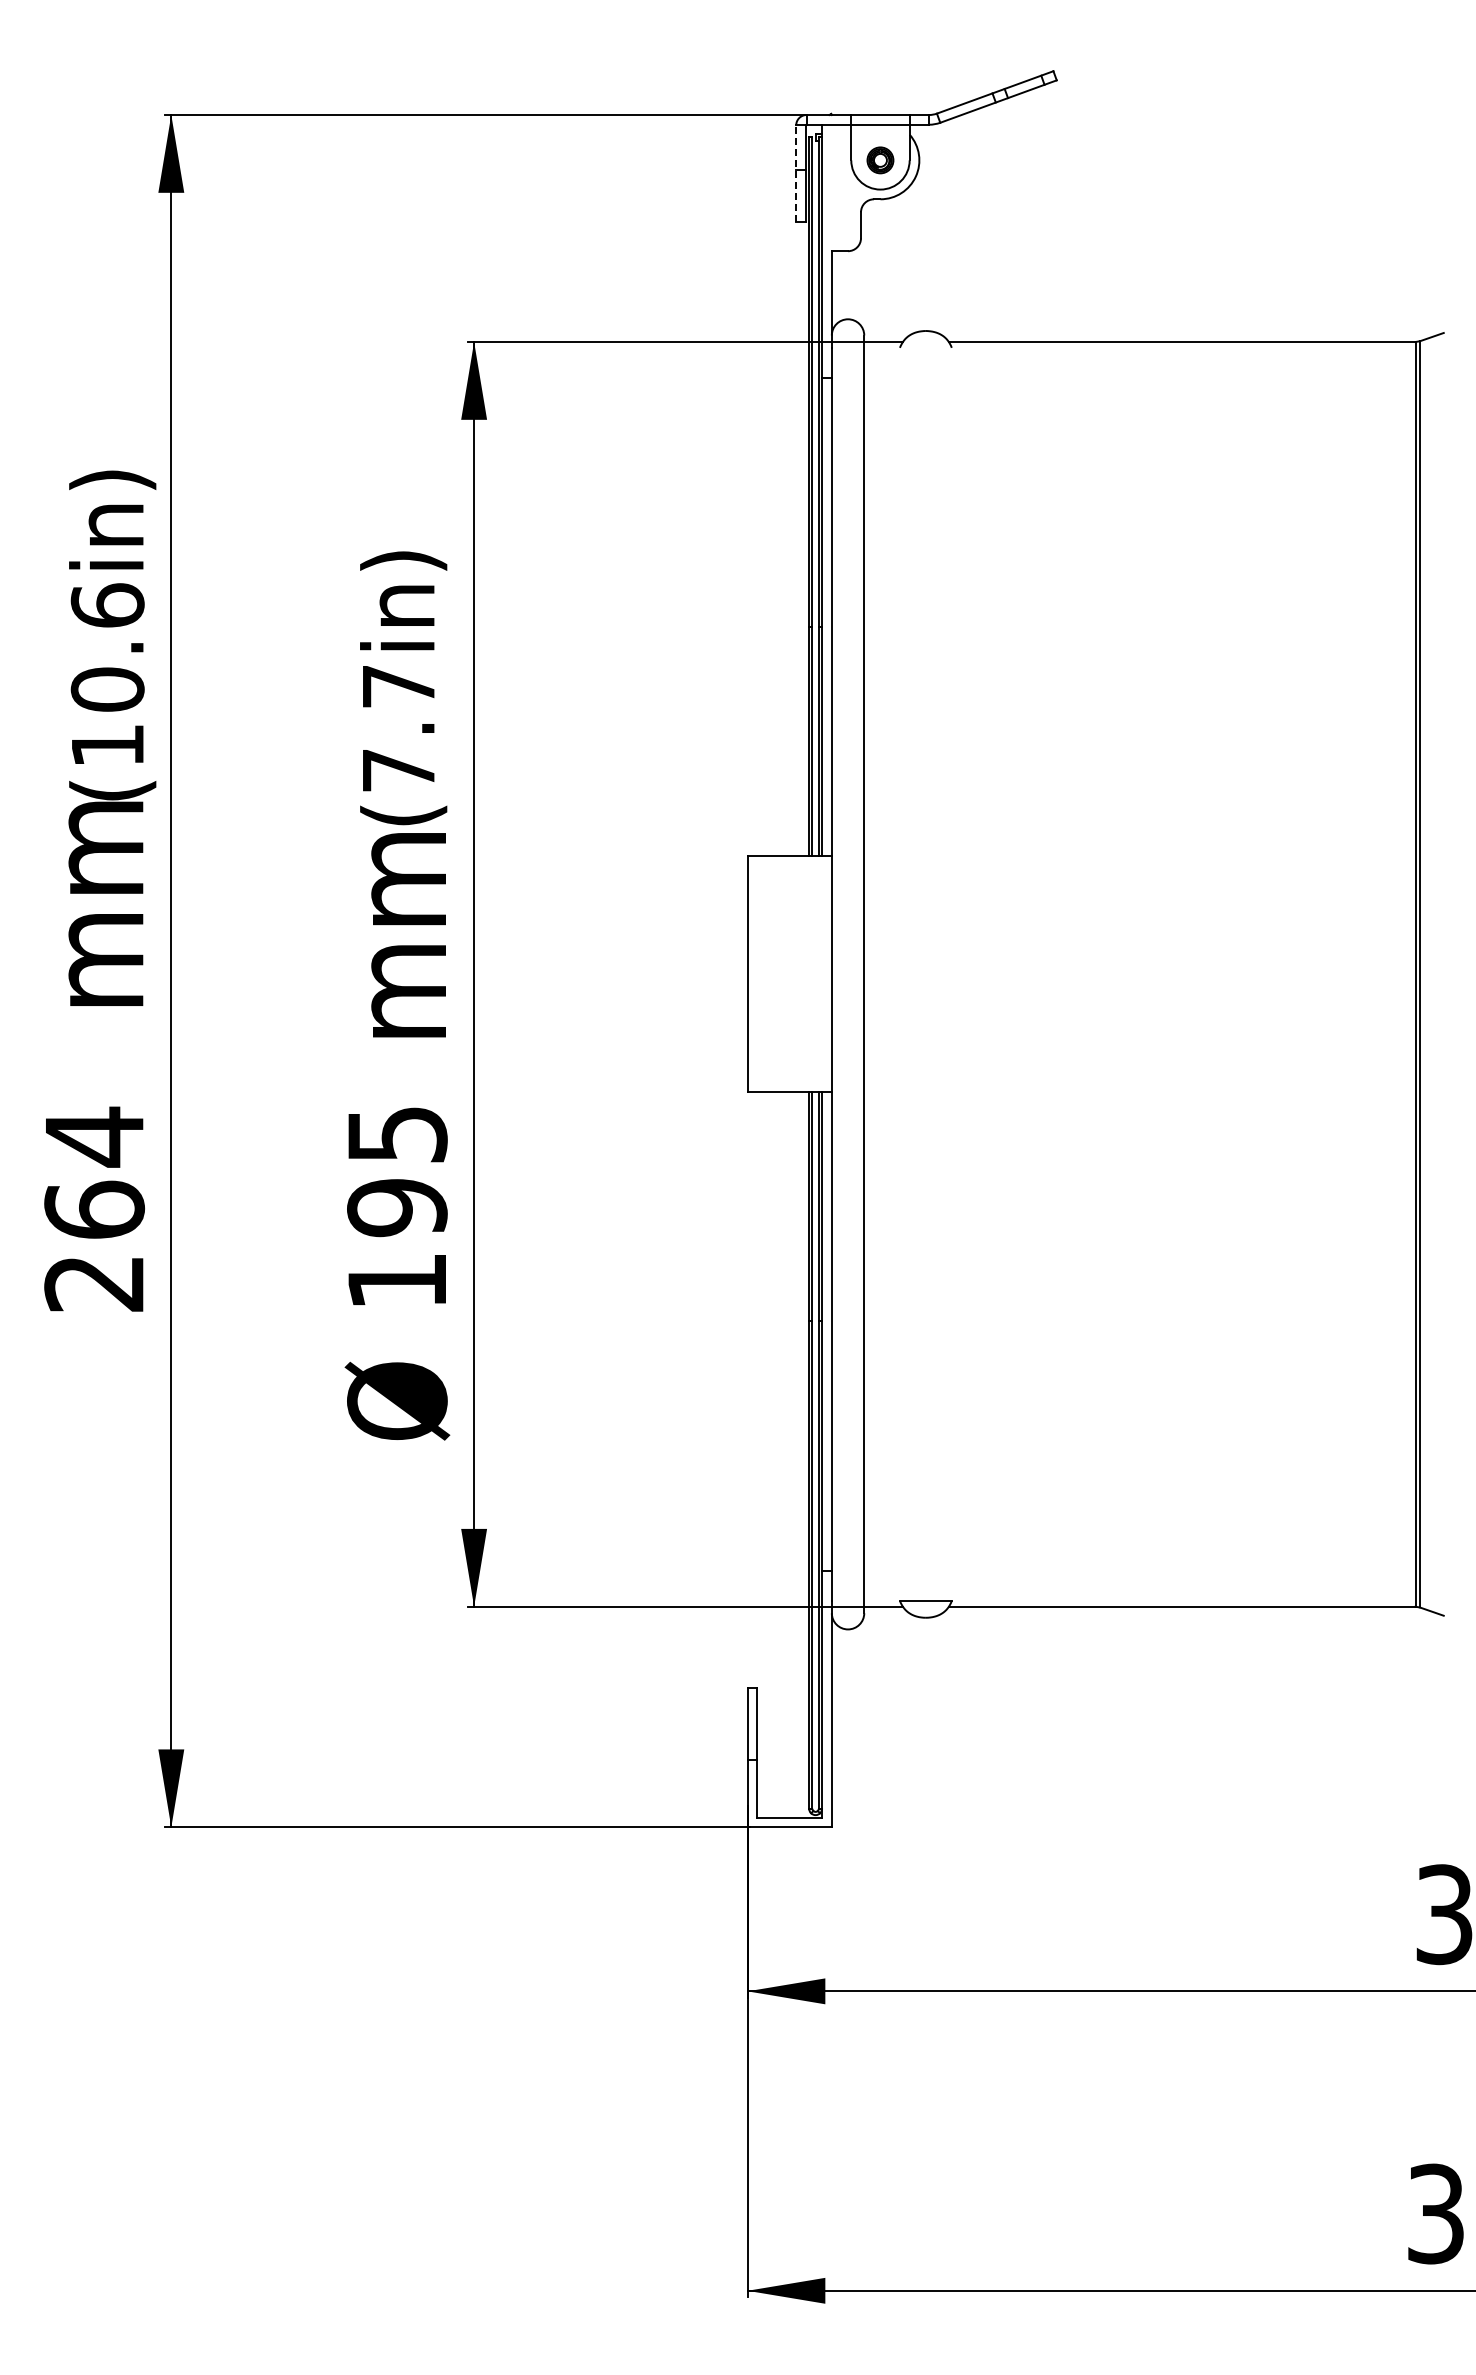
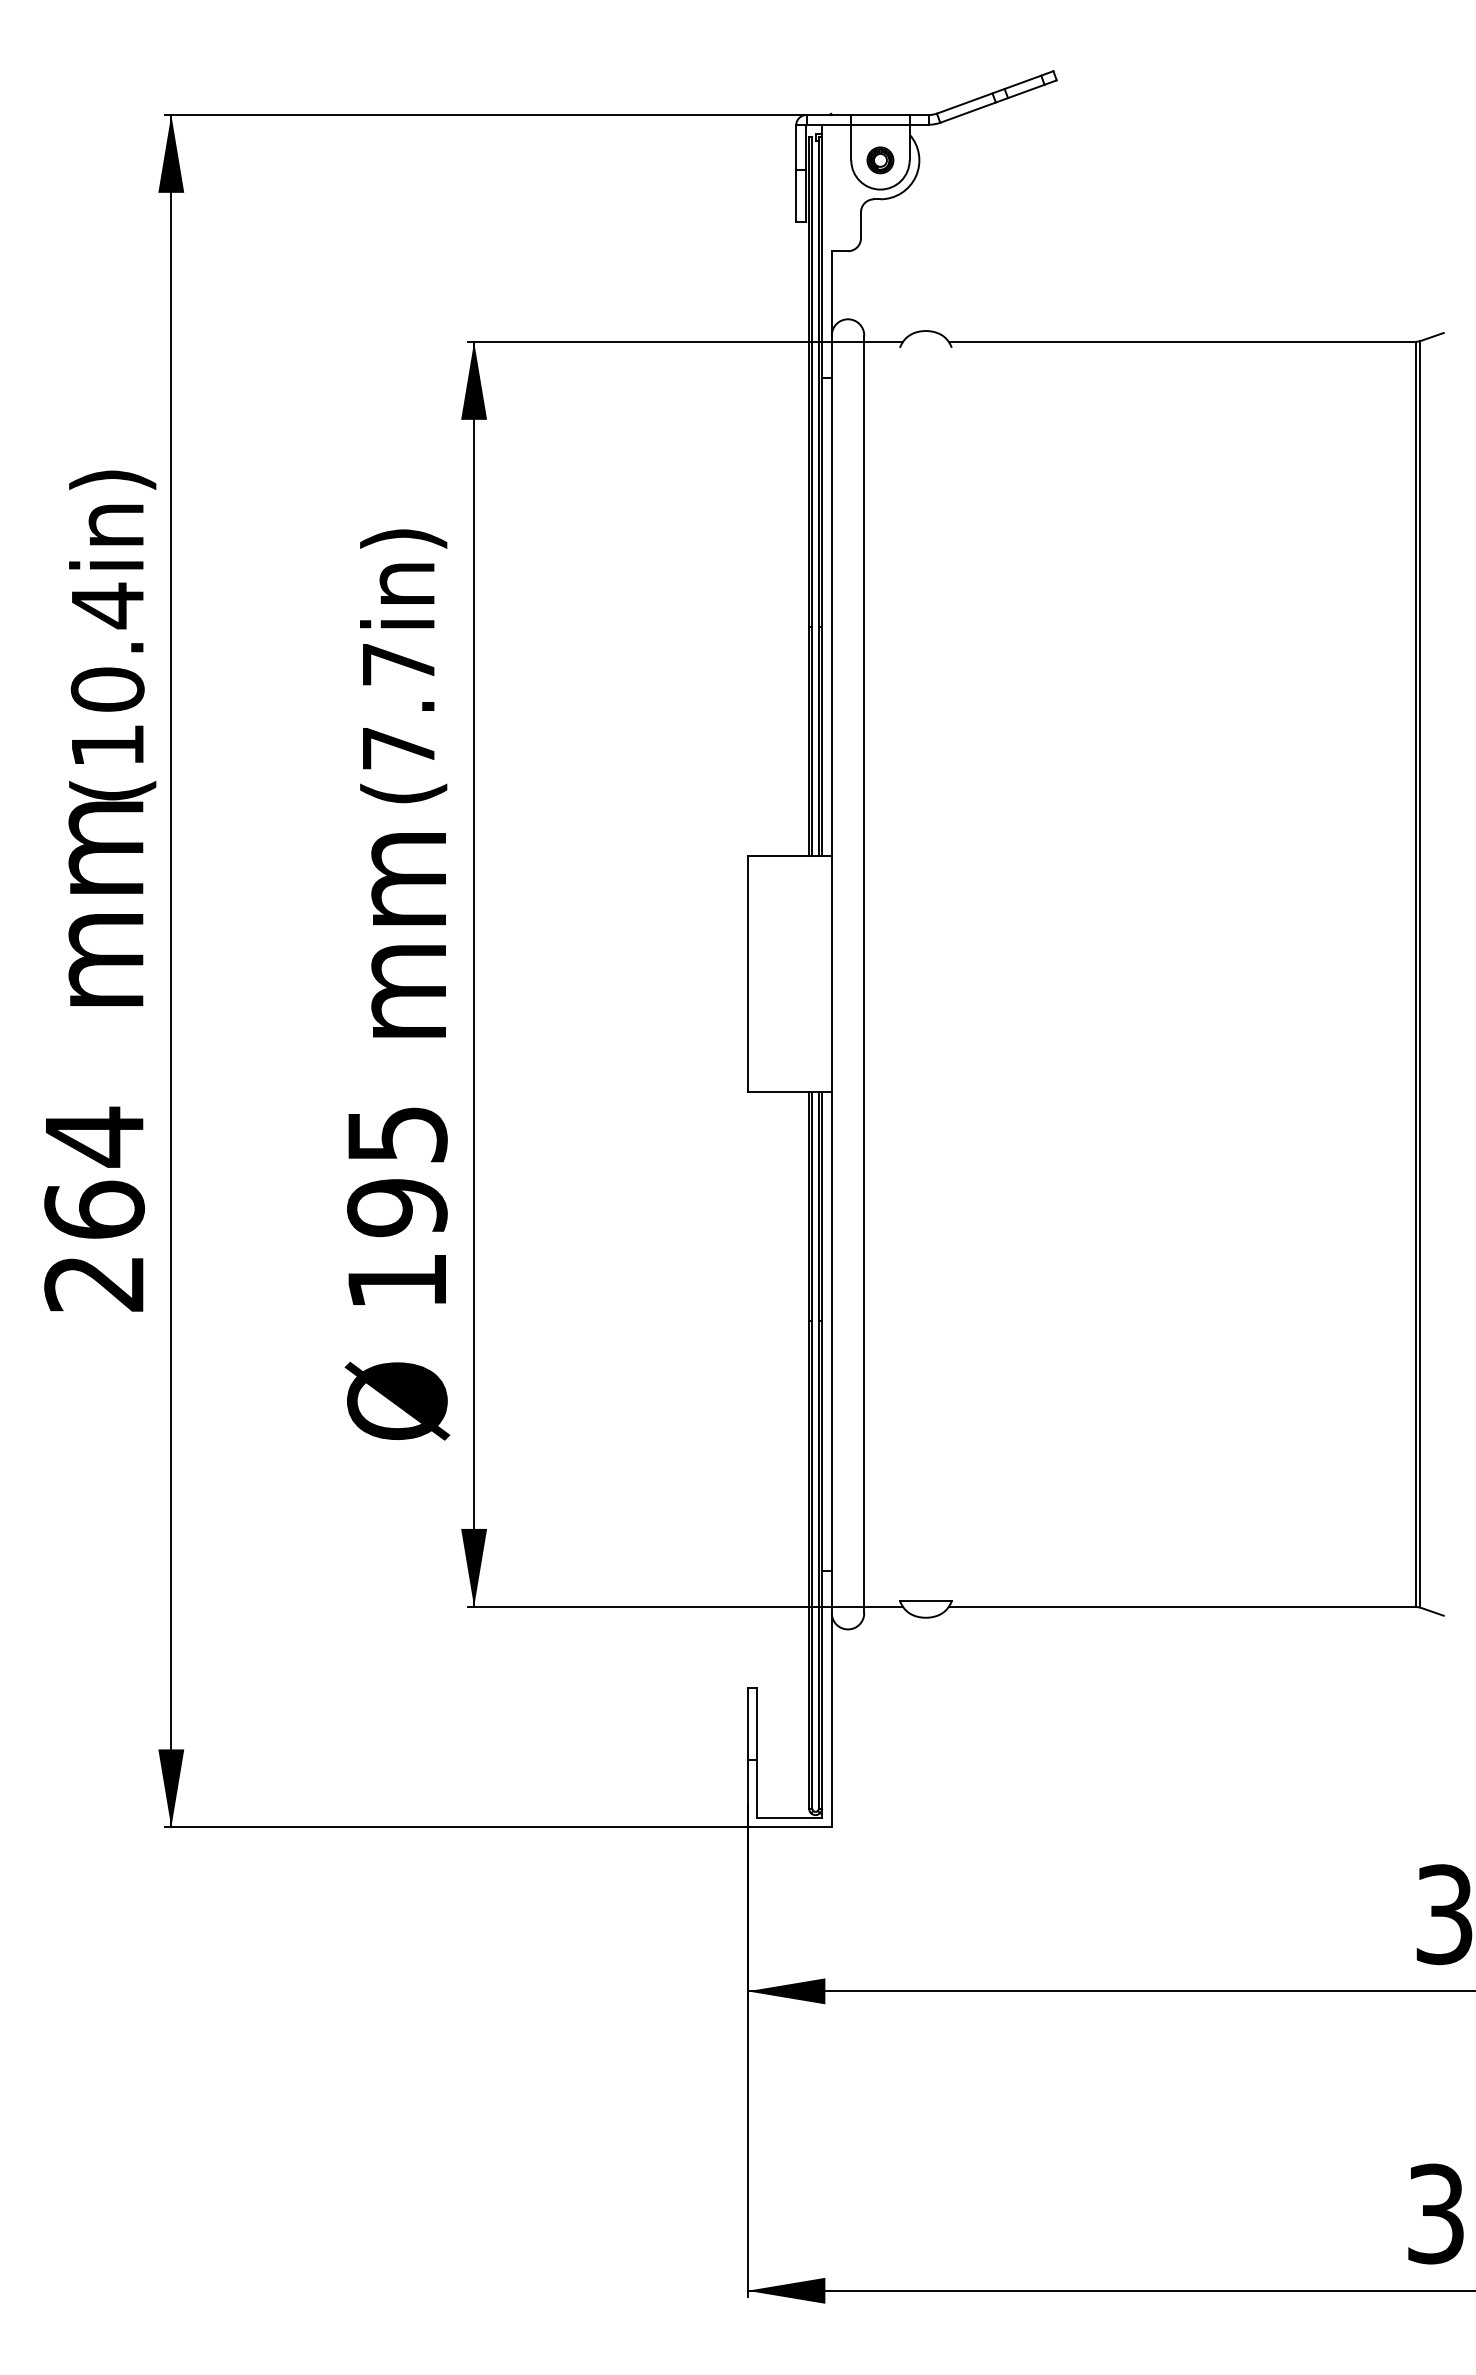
line: dashed -> solid (796, 173)
text: (10.6in) -> (10.4in) (107, 605)
text position: (403, 688) -> (403, 666) (403, 666)
